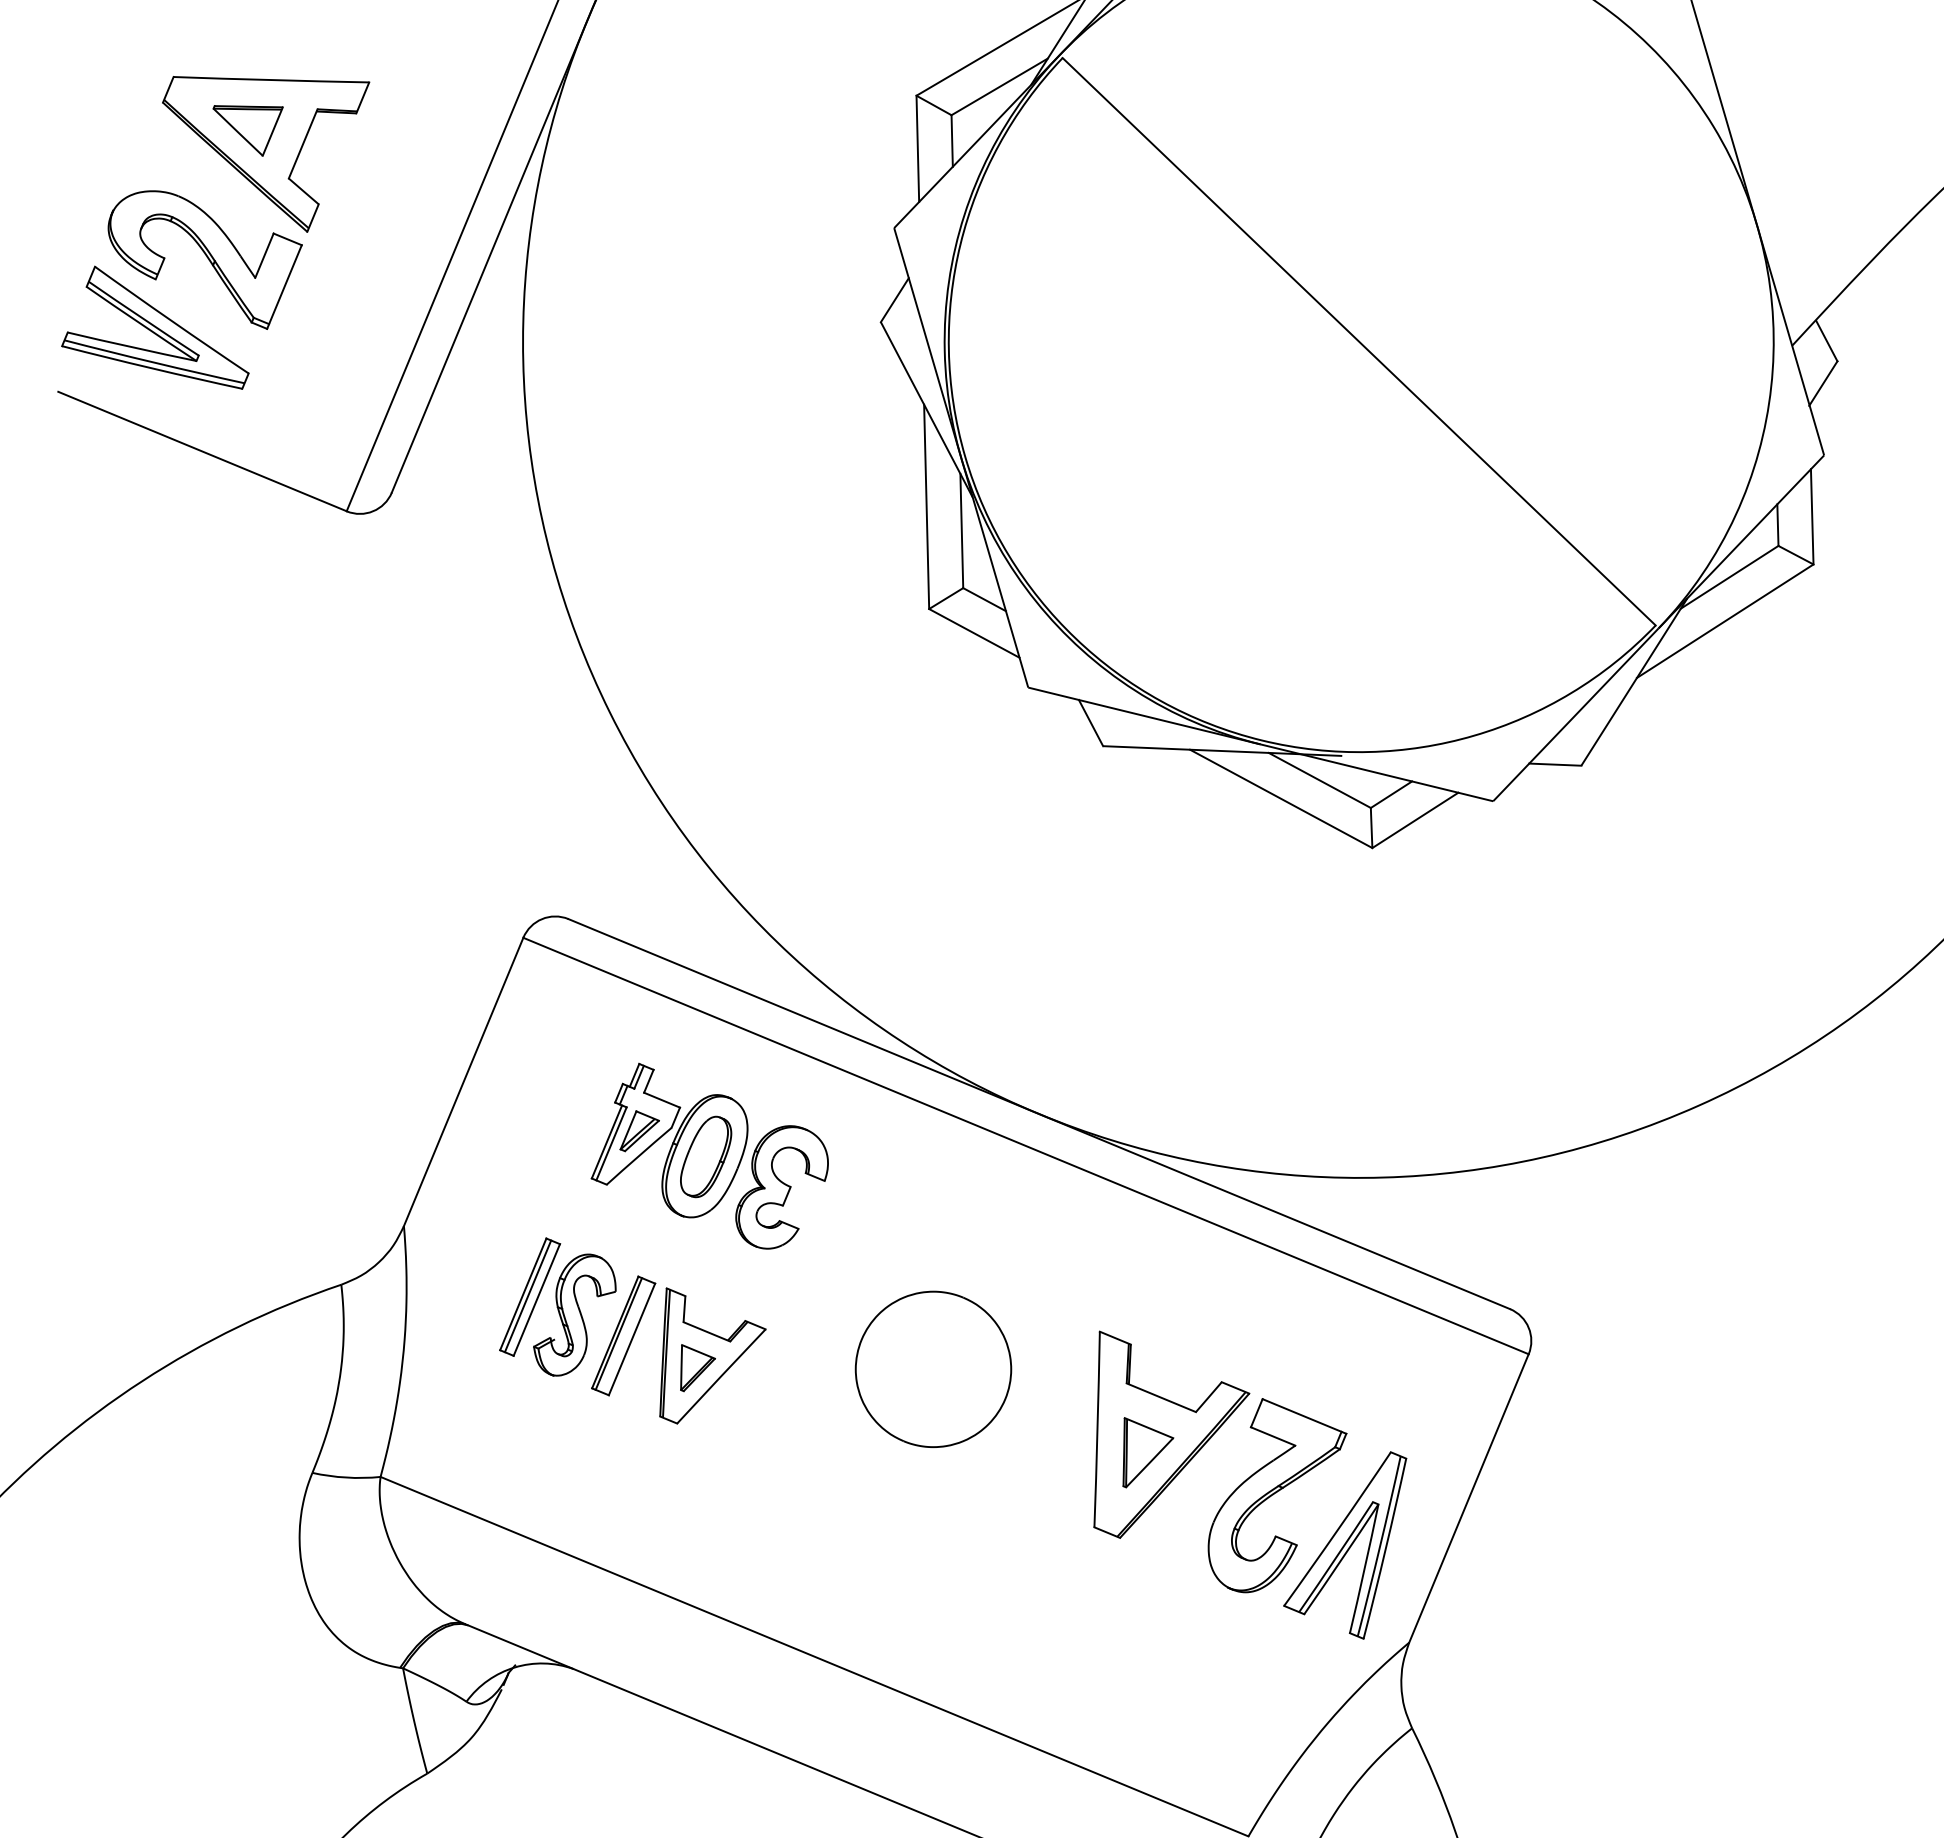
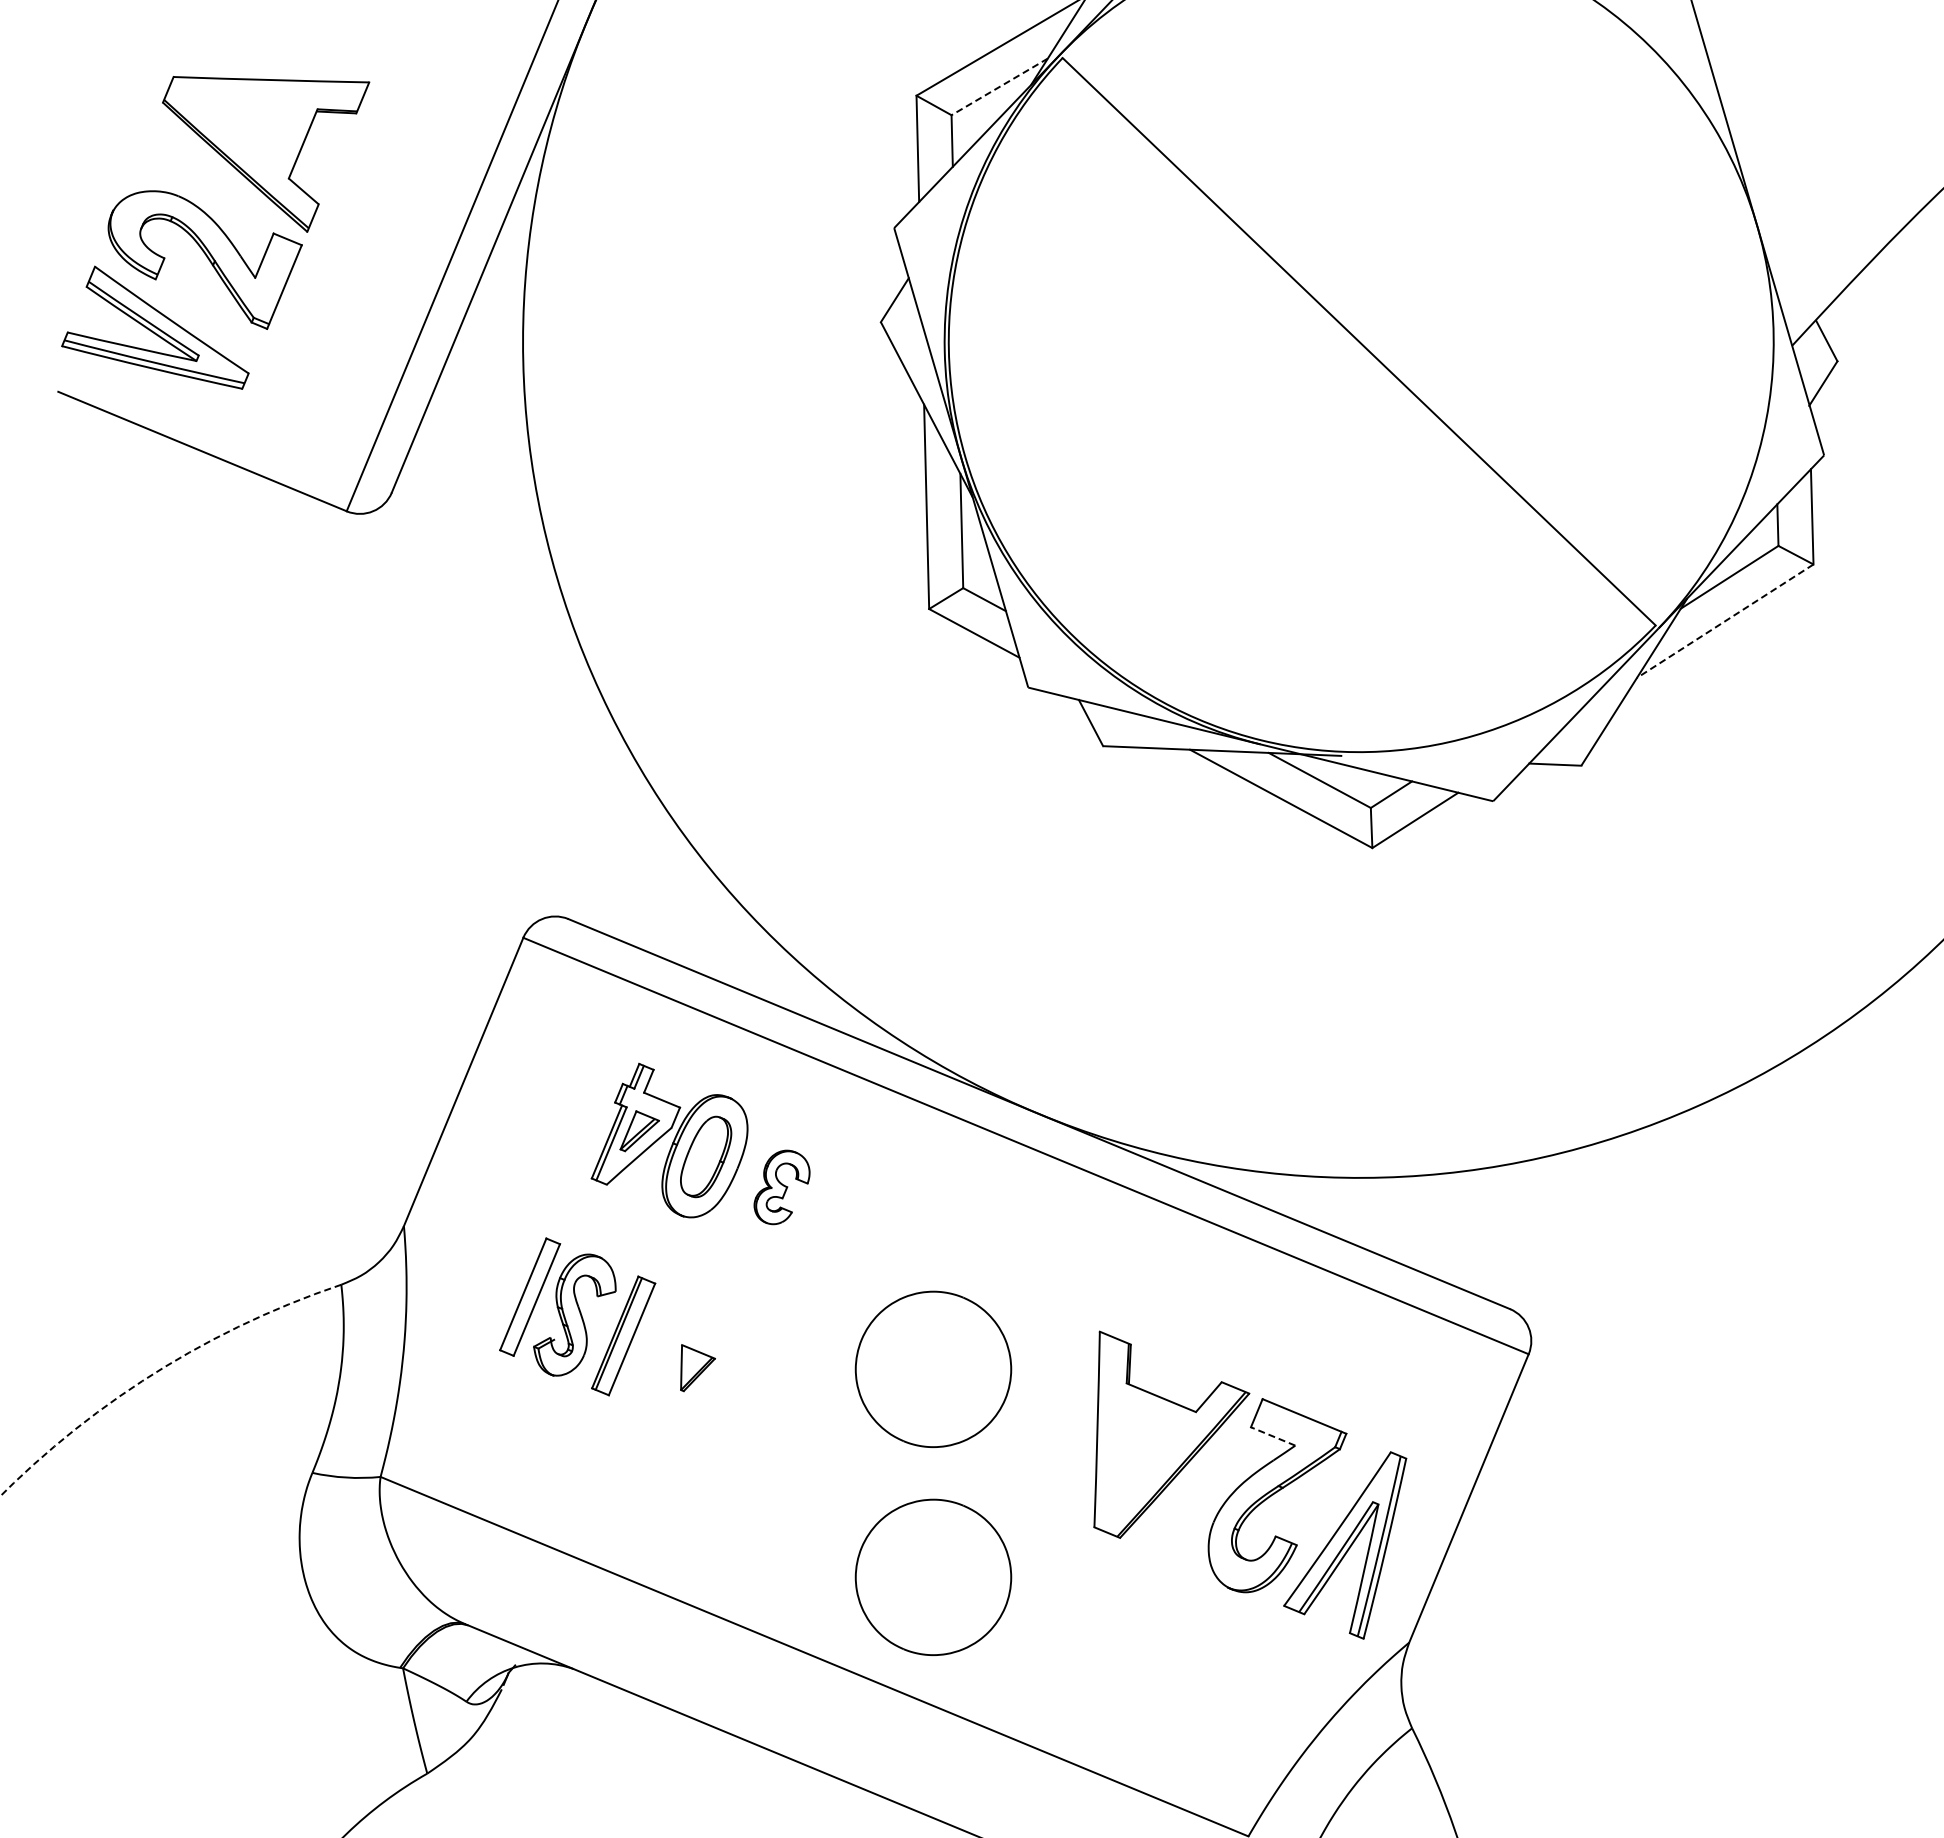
line: solid -> dashed (999, 86)
part: present -> none (247, 130)
line: solid -> dashed (1725, 621)
part size: 94x125 px -> 58x77 px (781, 1187)
line: present -> none (527, 1296)
part: present -> none (712, 1355)
arc: solid -> dashed (157, 1371)
line: solid -> dashed (1273, 1436)
part: present -> none (1148, 1452)
part: none -> present (933, 1576)
